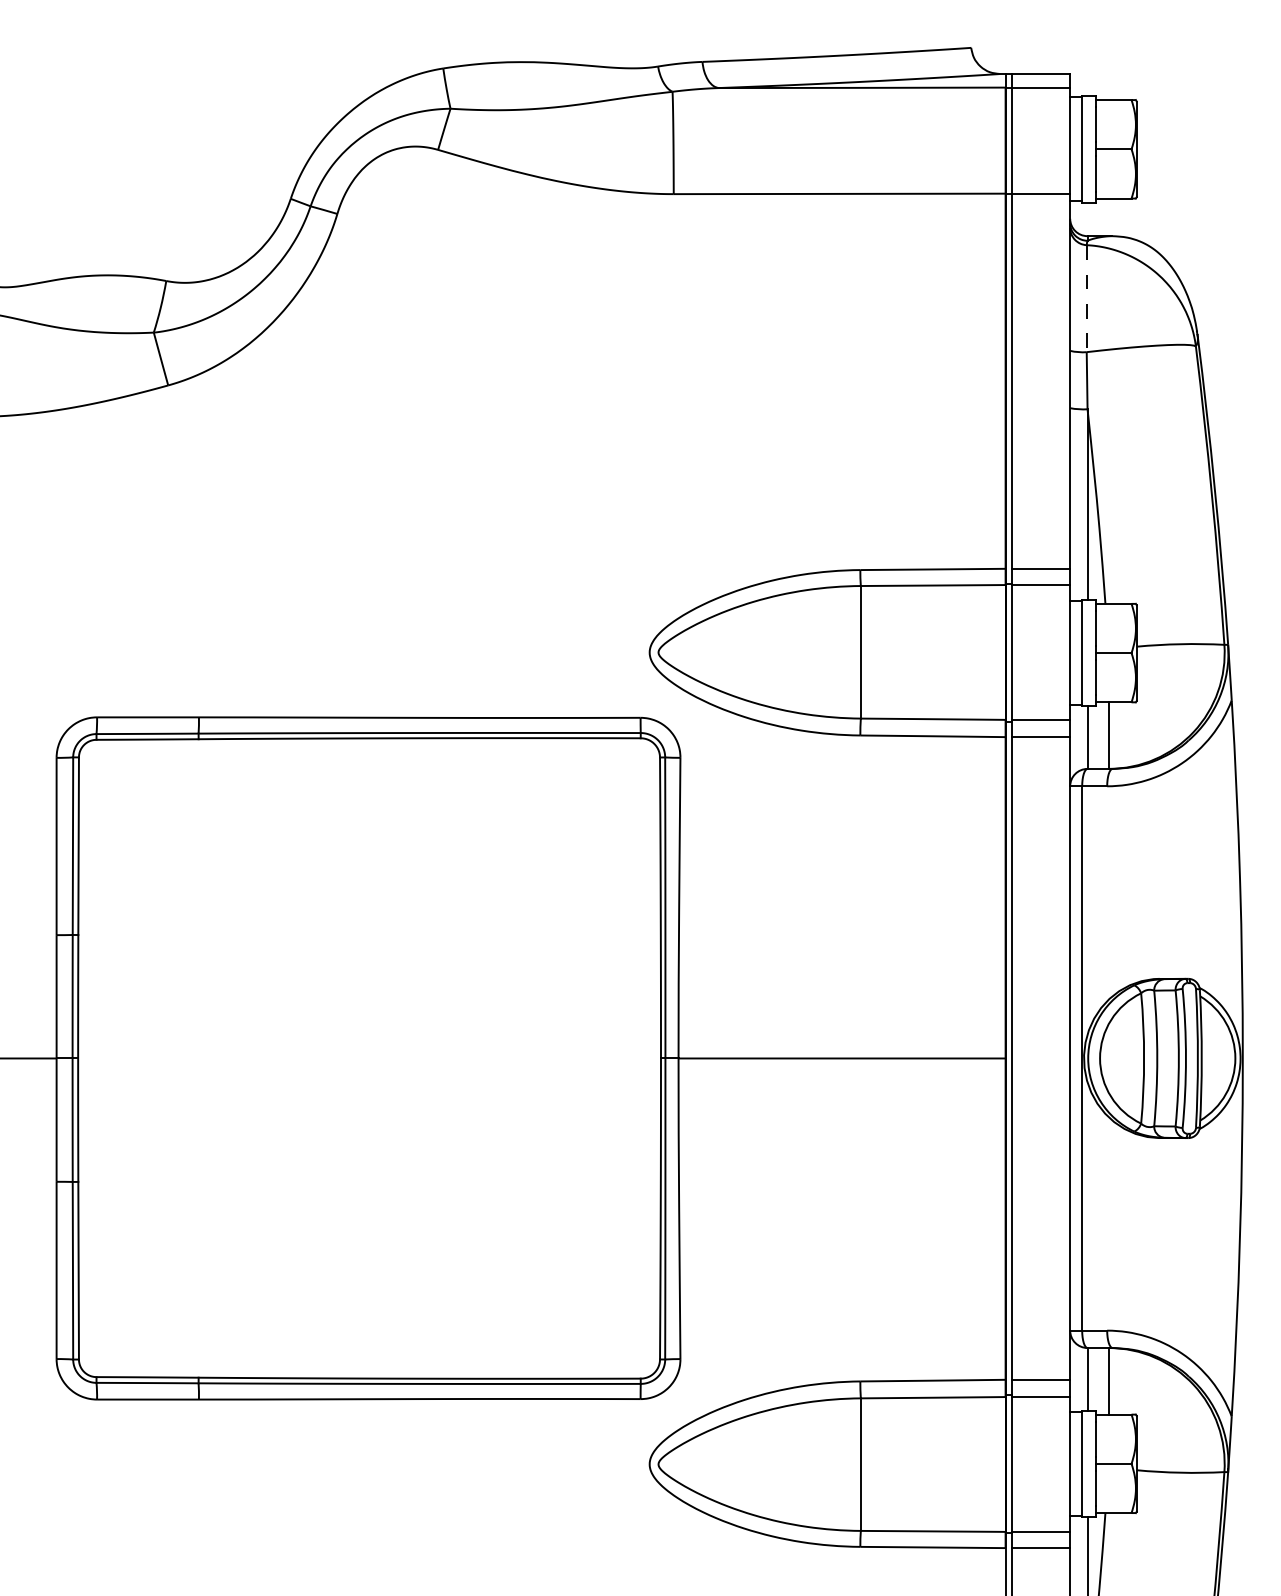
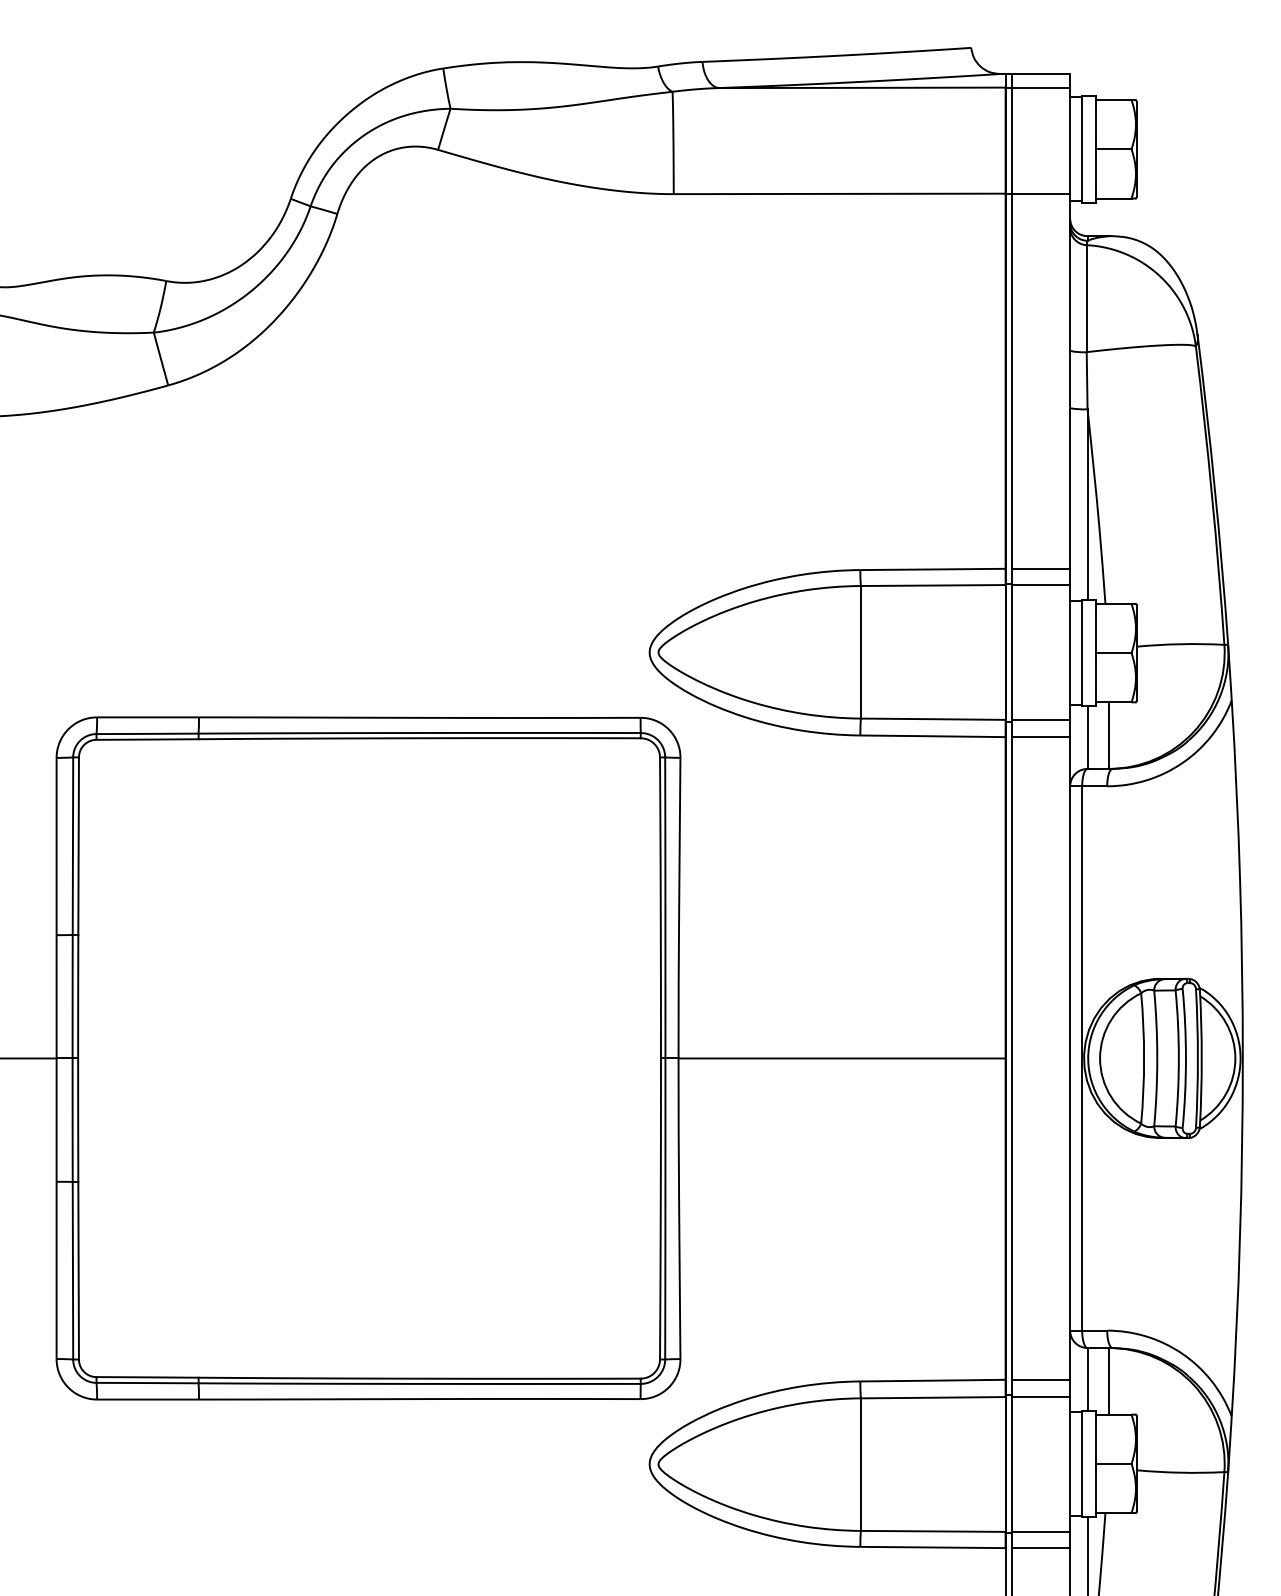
line: dashed -> solid (1086, 299)
